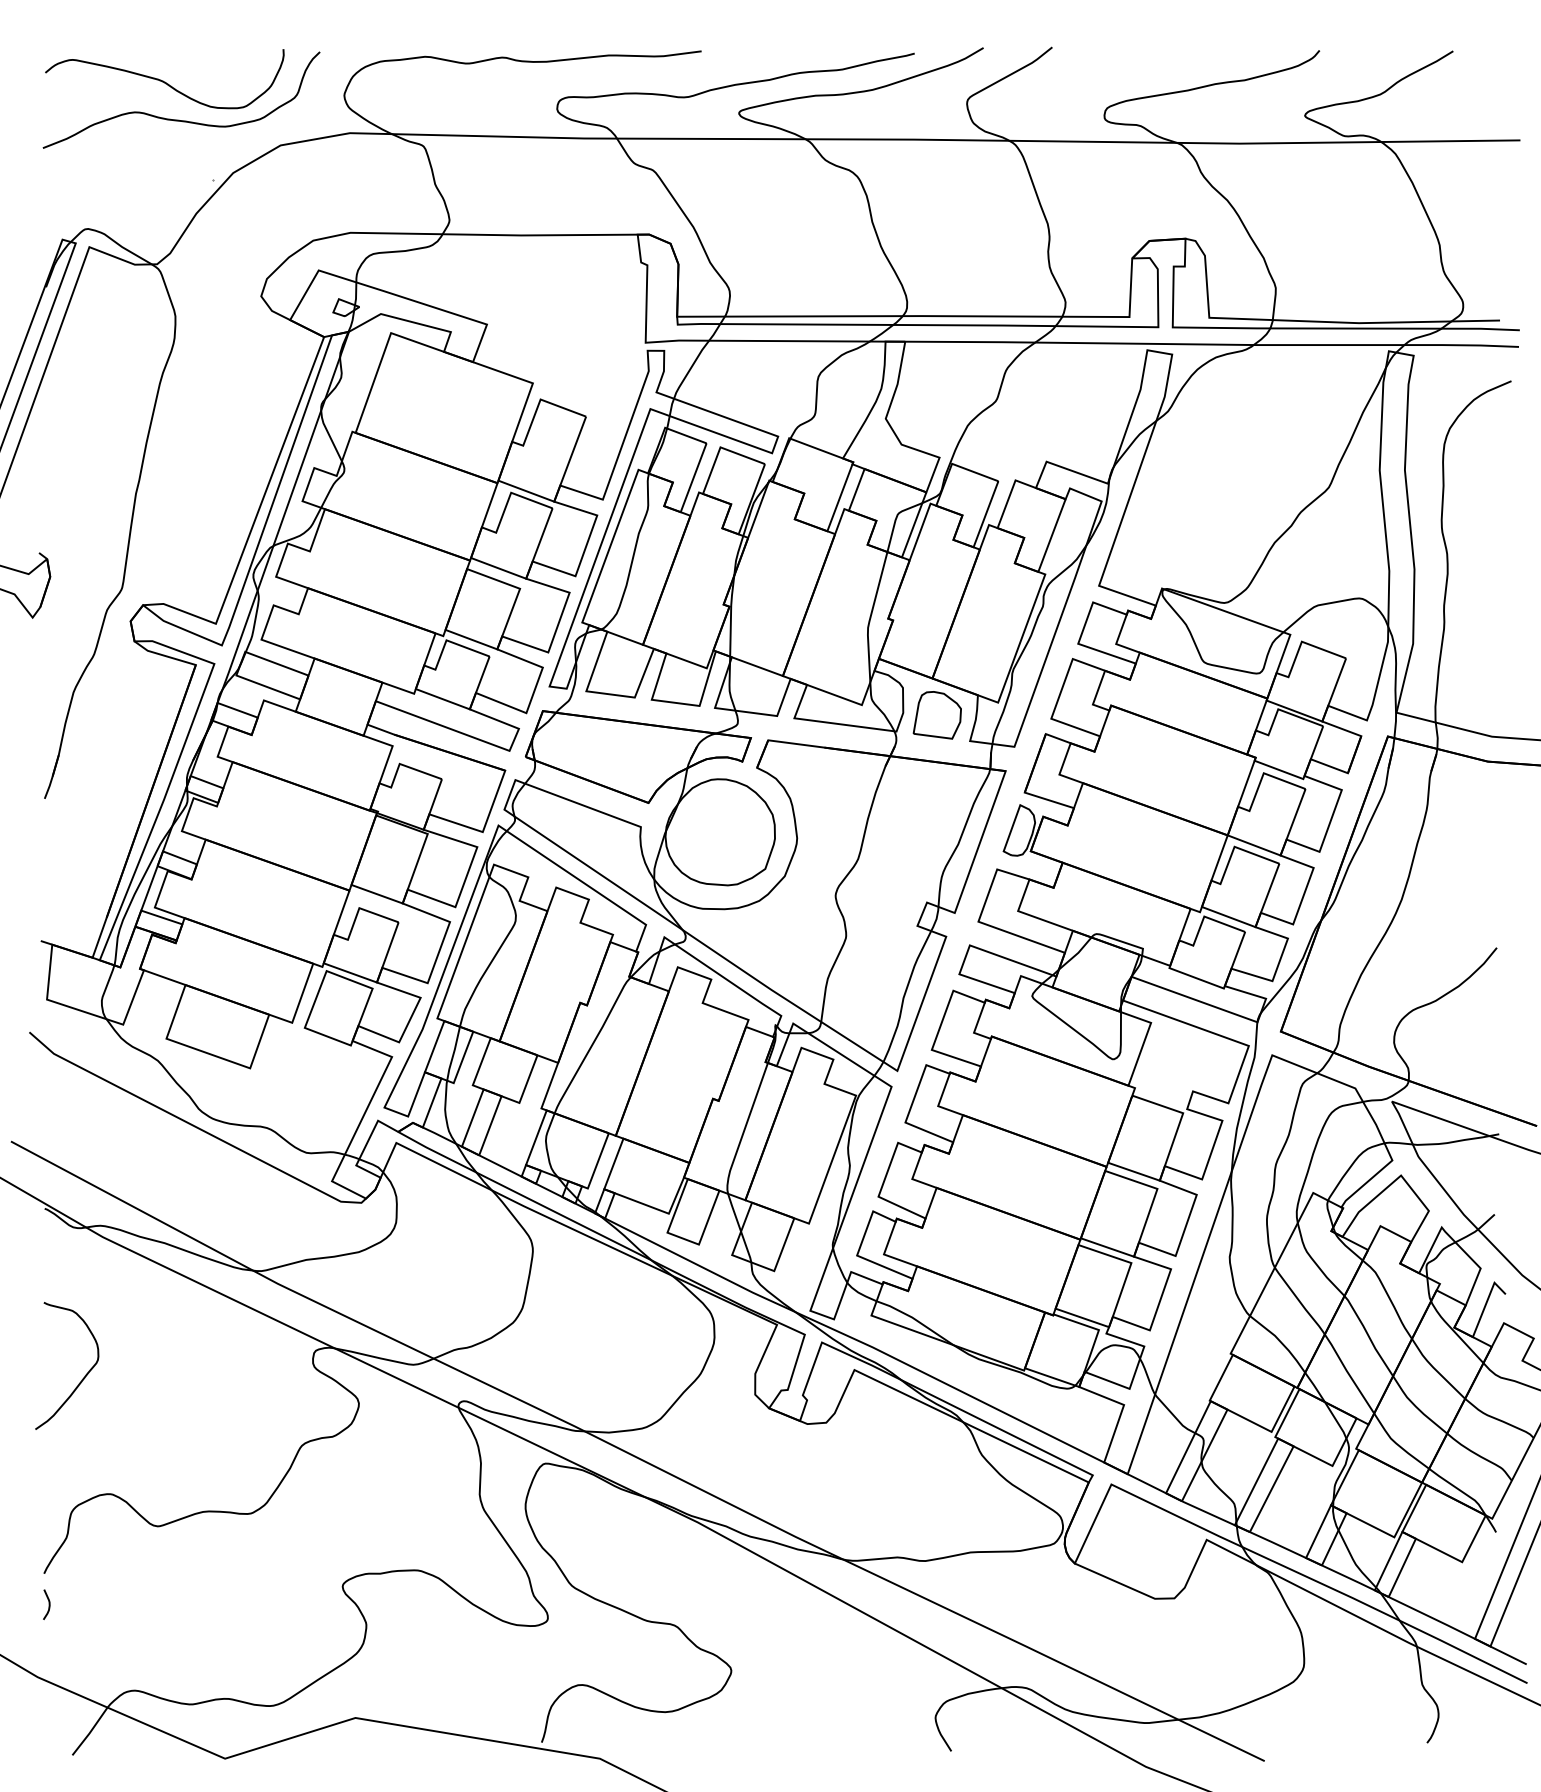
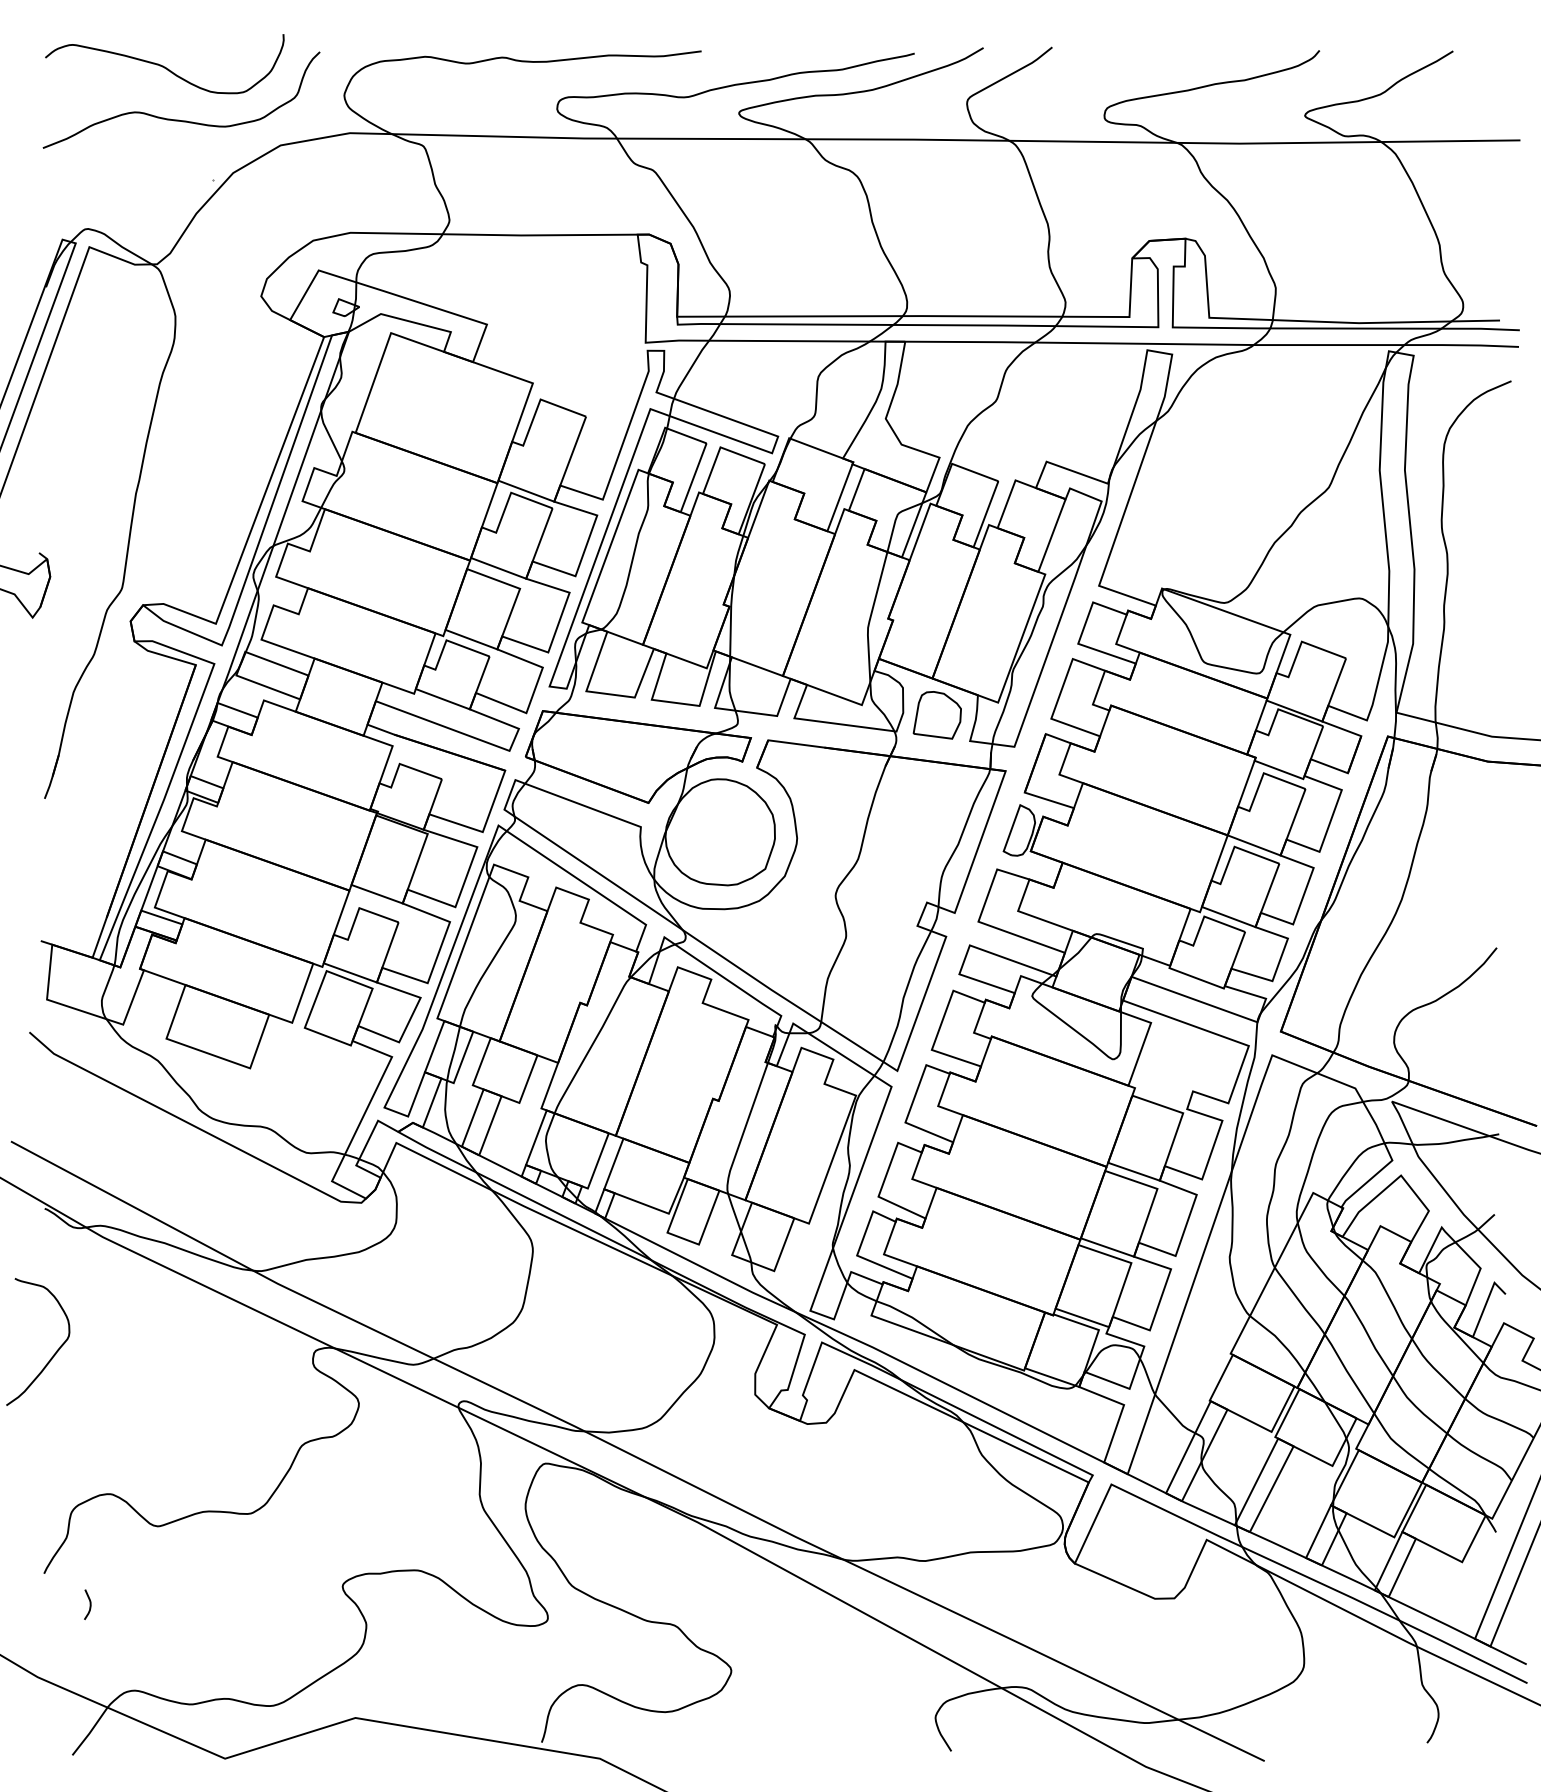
curve position: (163, 80) -> (163, 65) (163, 65)
curve position: (81, 1379) -> (52, 1355) (52, 1355)
curve position: (48, 1604) -> (89, 1604) (89, 1604)
